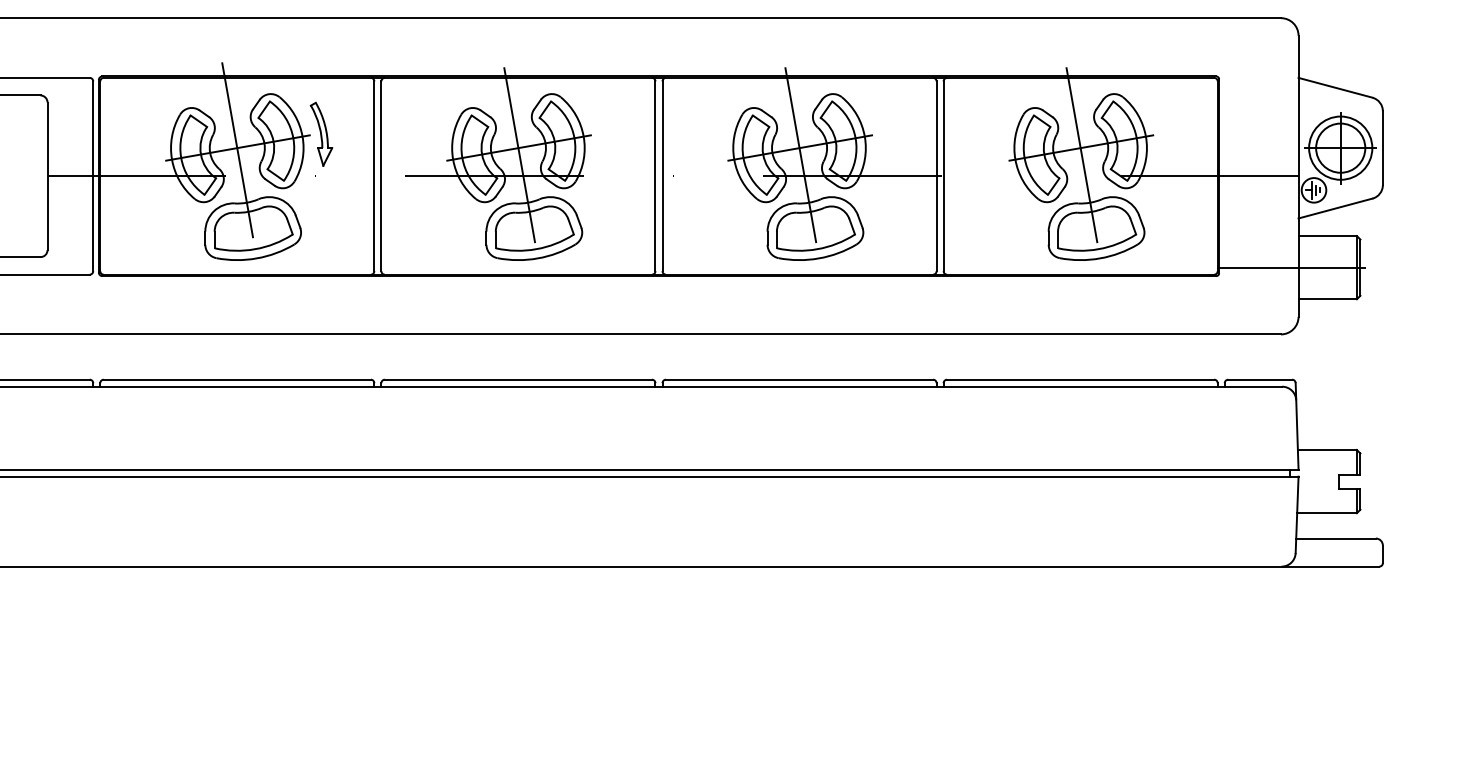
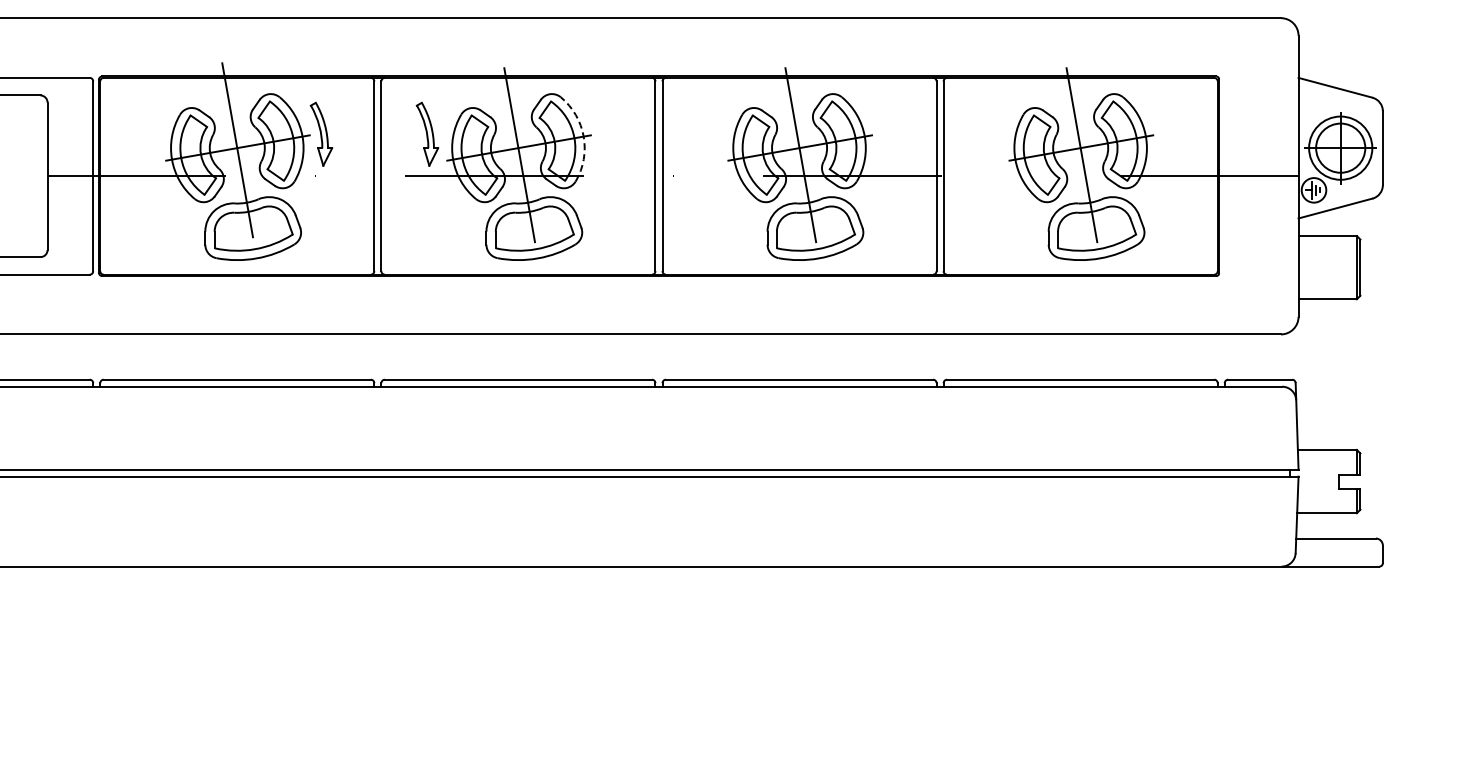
part: none -> present (427, 133)
arc: solid -> dashed (583, 136)
line: present -> none (1290, 267)
